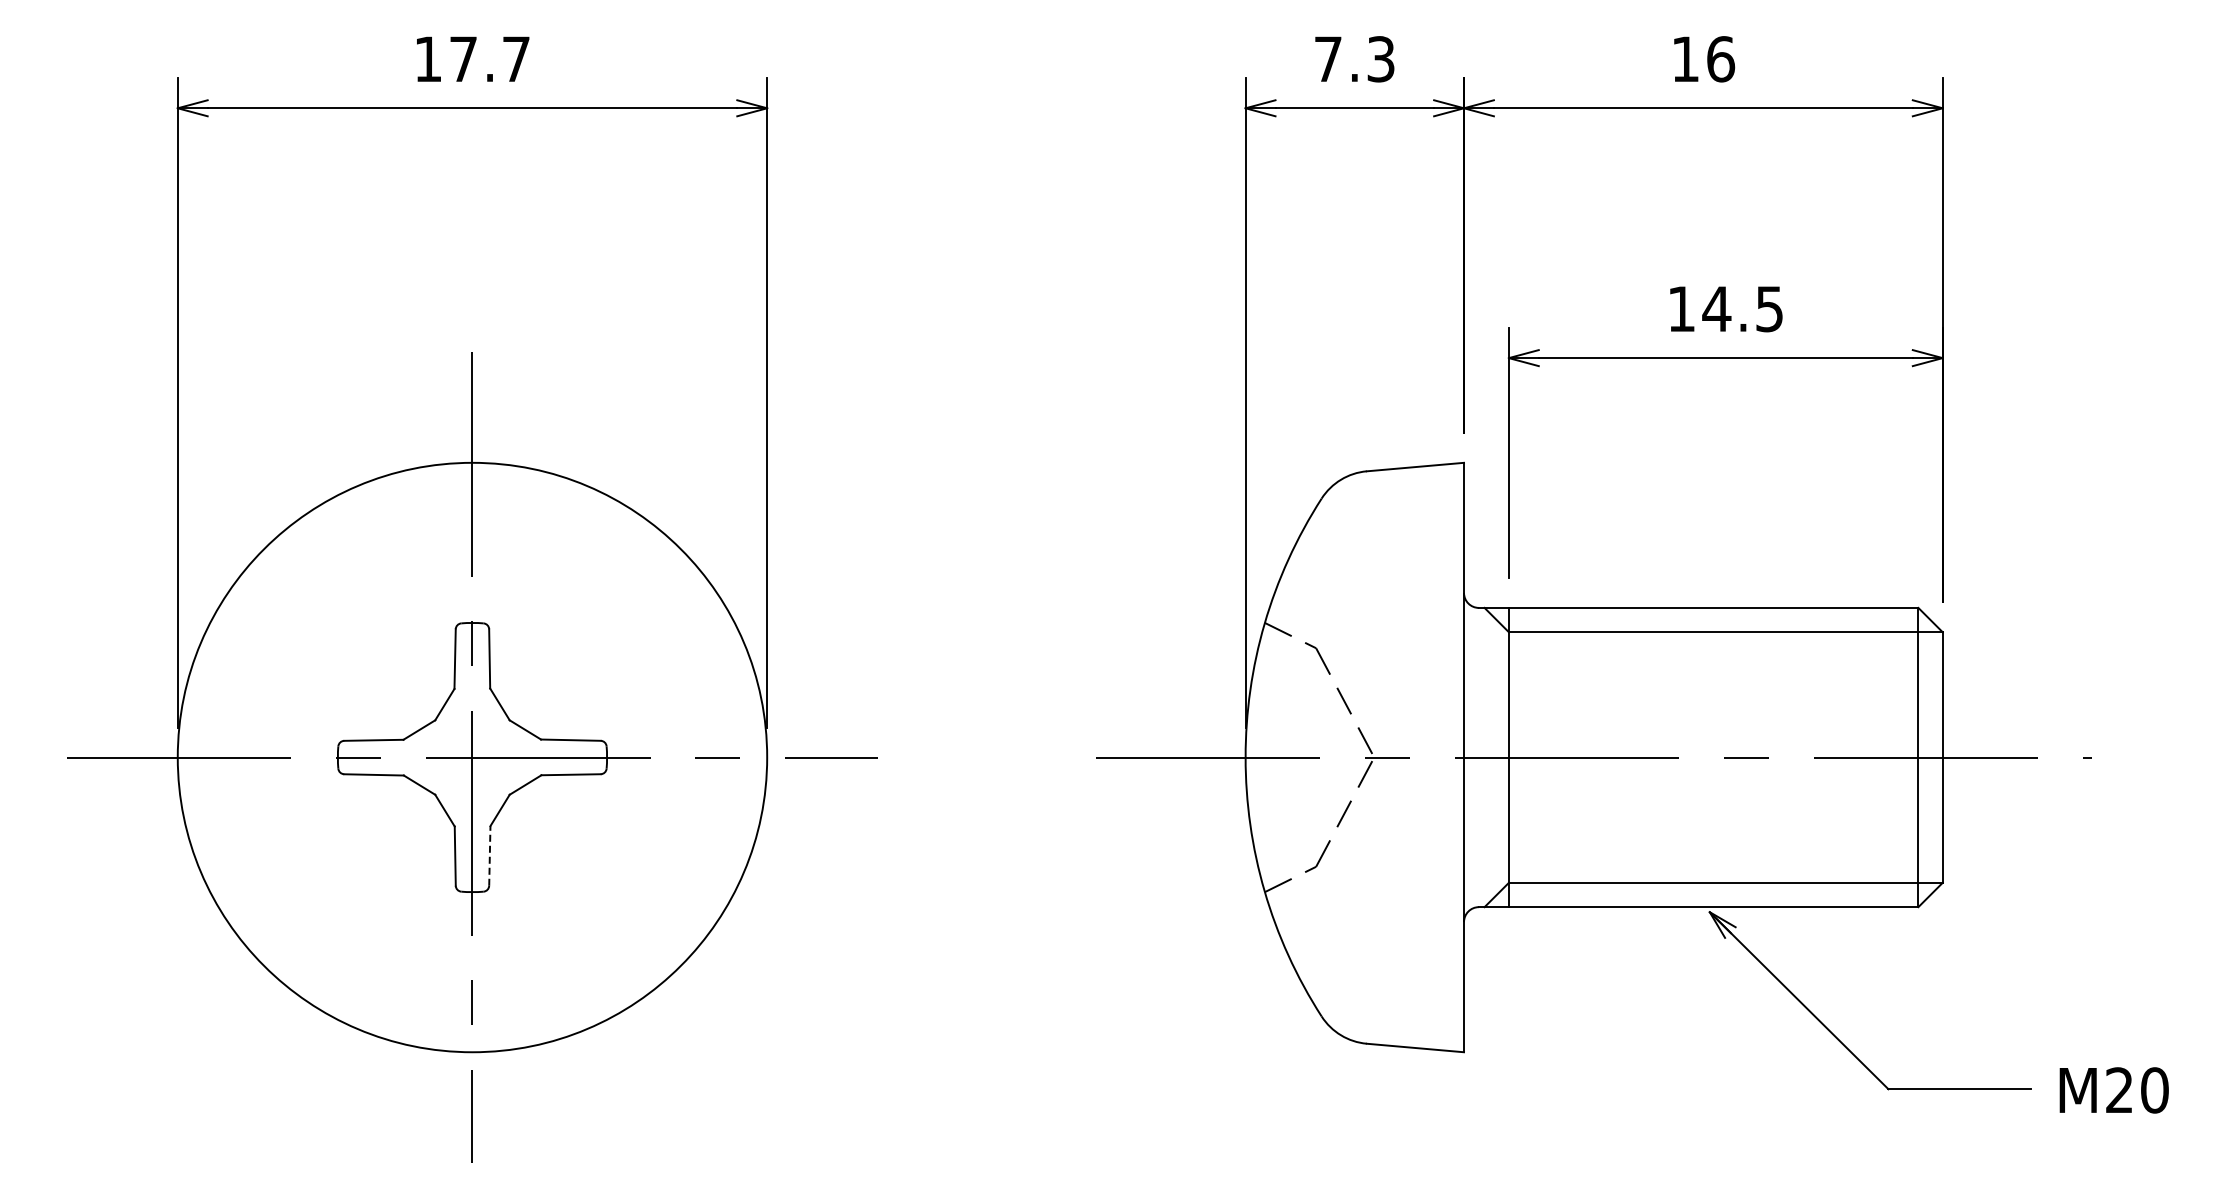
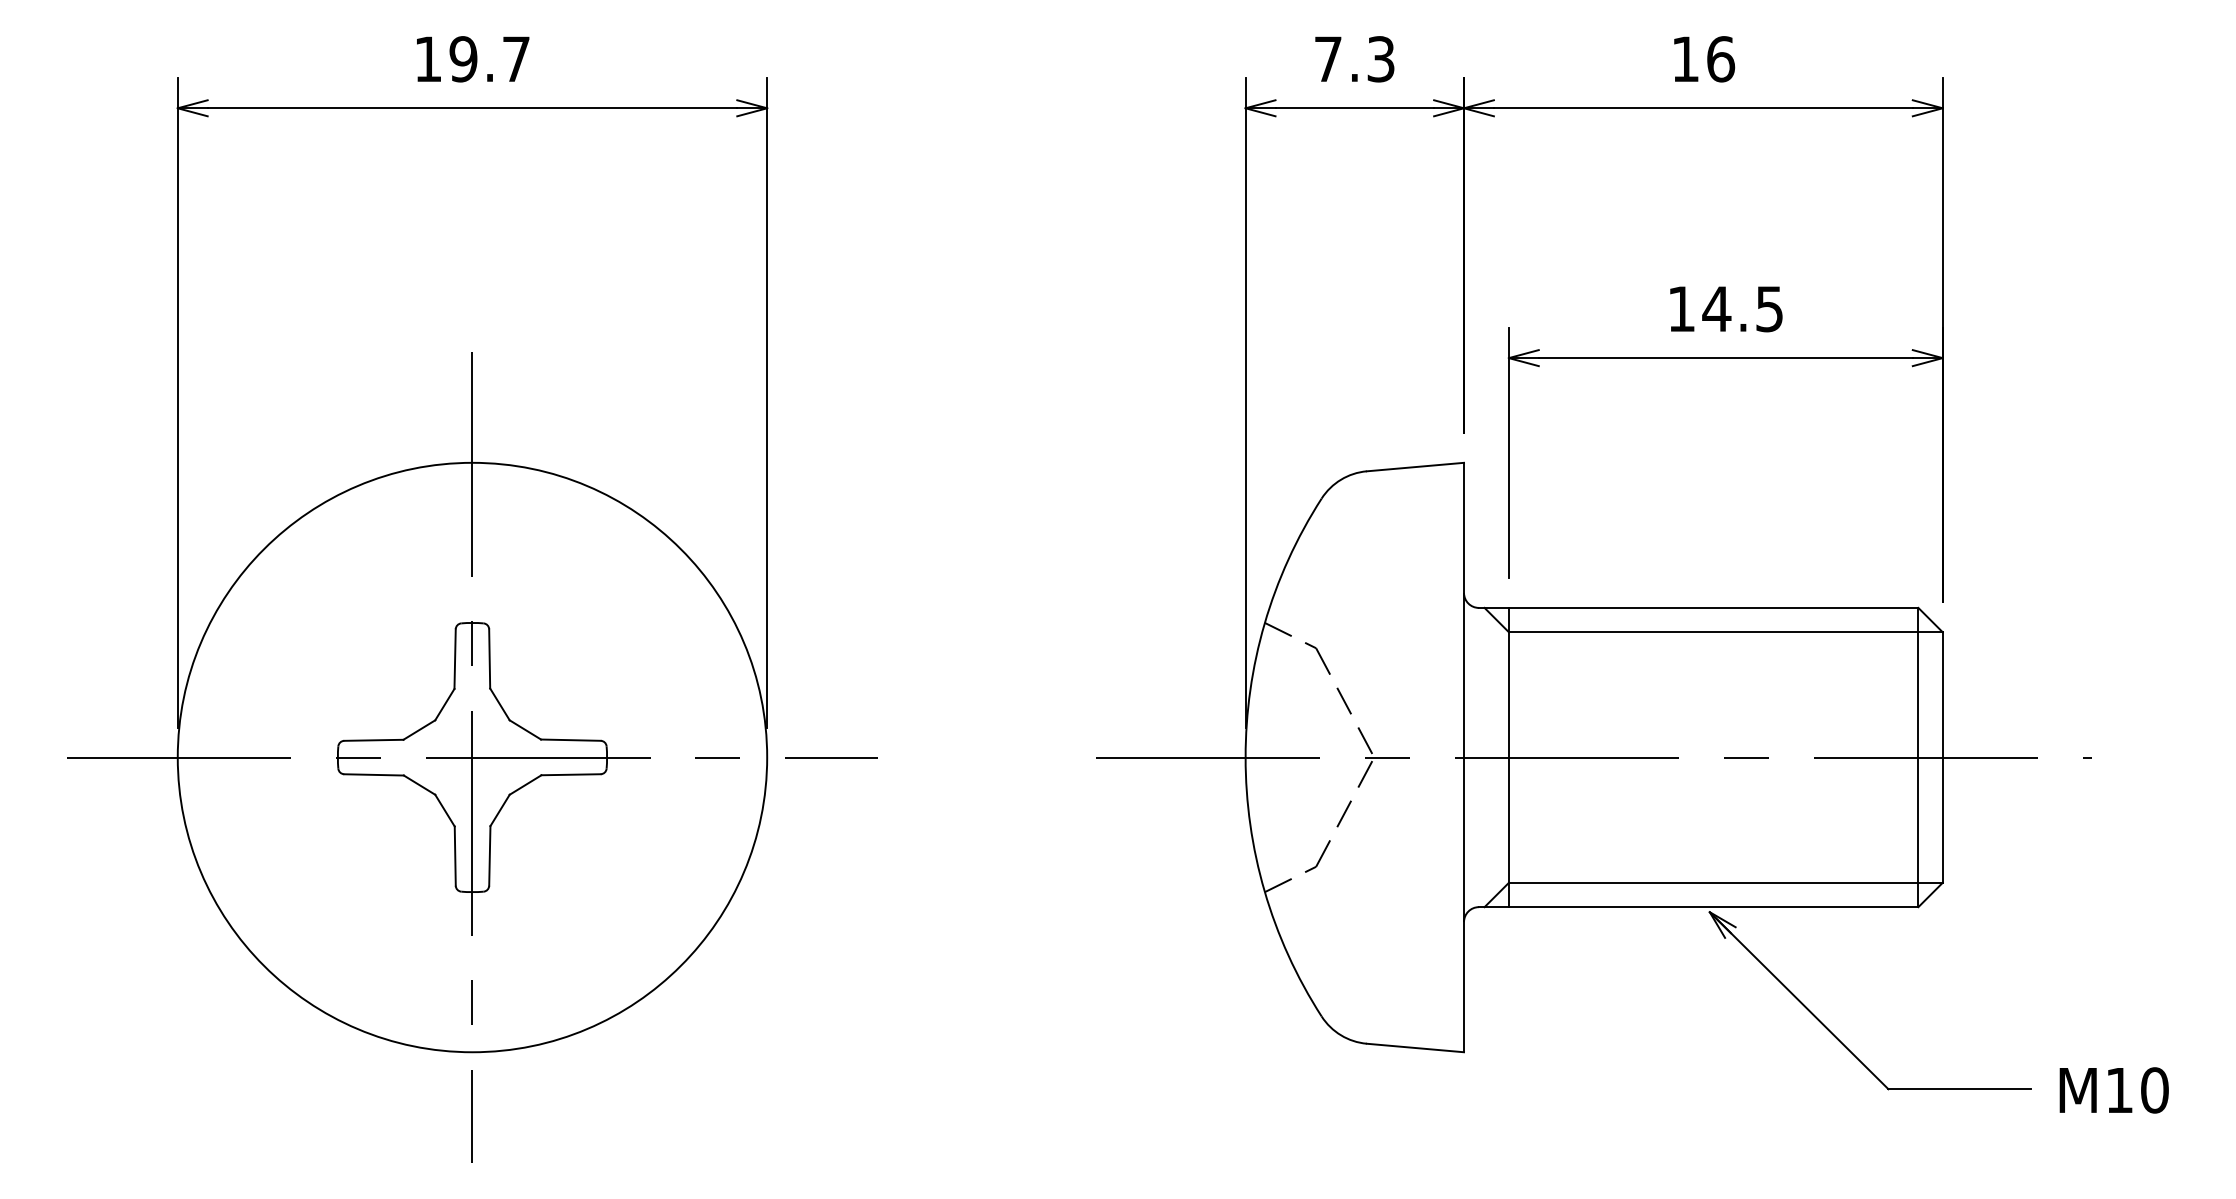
text: 17.7 -> 19.7 (463, 59)
line: dashed -> solid (489, 855)
text: M20 -> M10 (2119, 1089)
